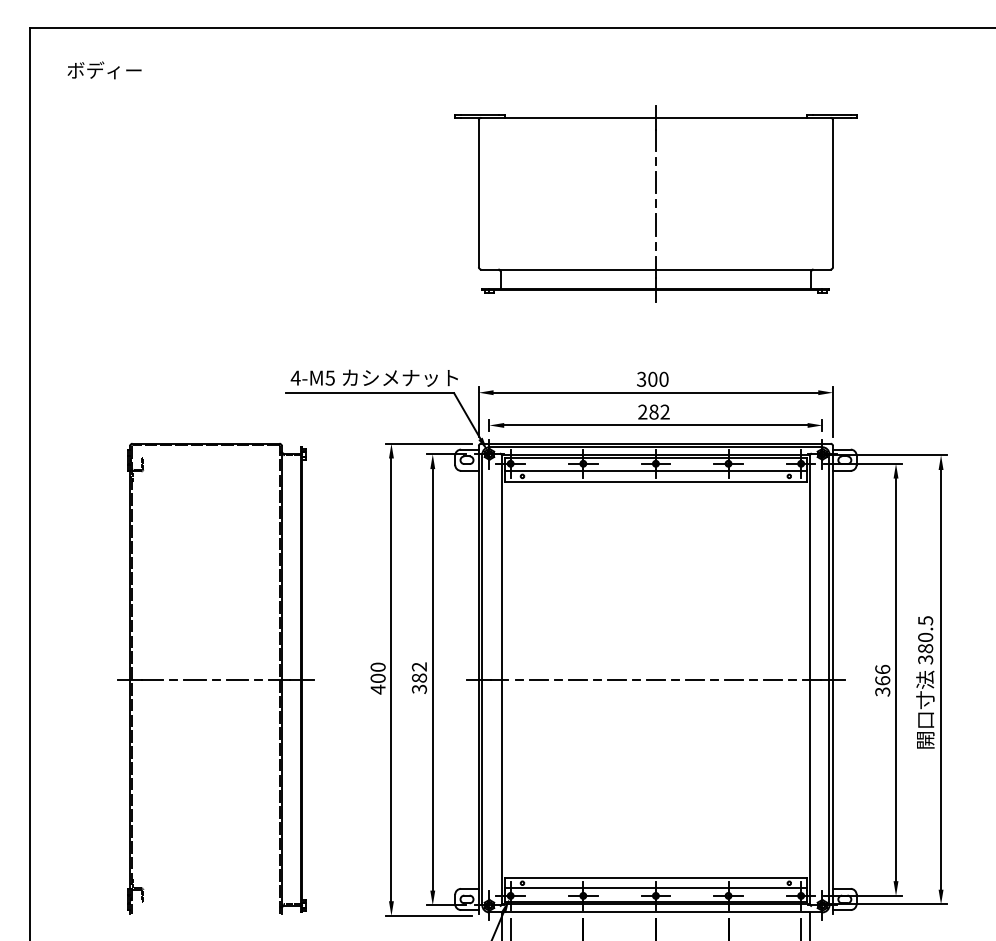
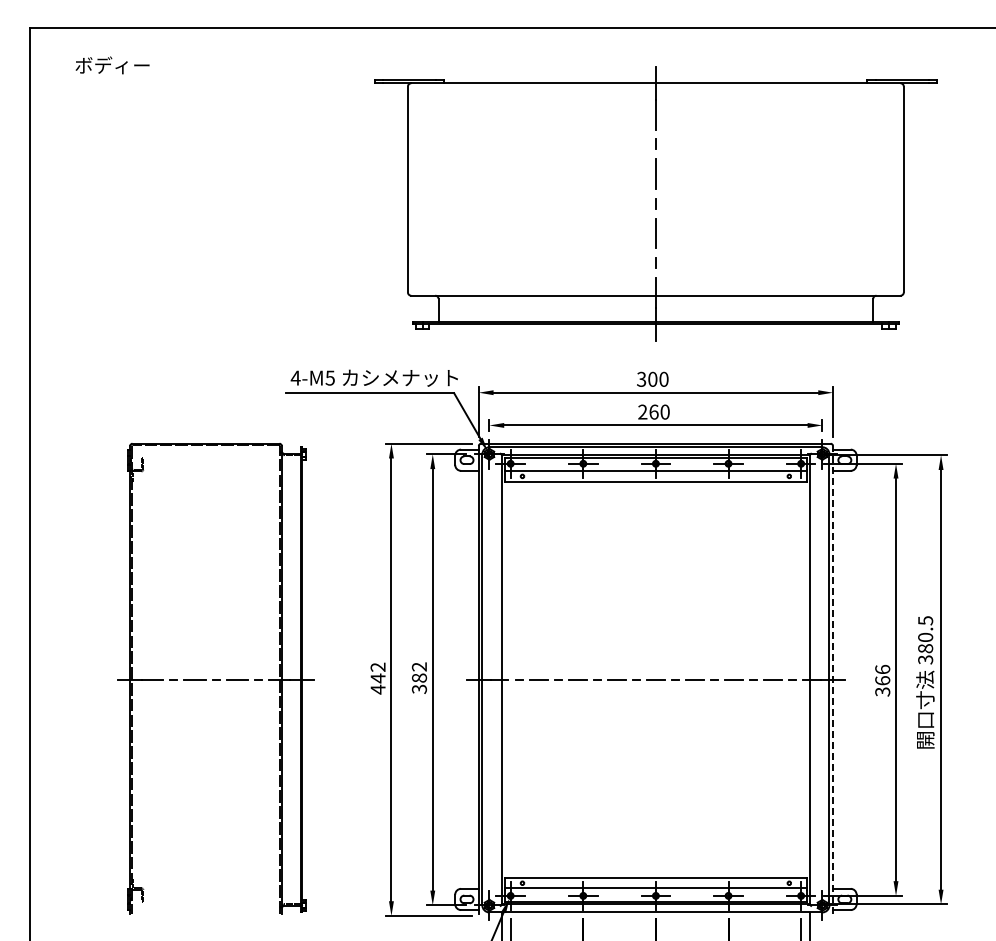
text position: (104, 70) -> (112, 65) (112, 65)
part size: 404x198 px -> 564x276 px (655, 203)
text: 282 -> 260 (659, 411)
text: 400 -> 442 (377, 672)
line: solid -> dashed (833, 679)
